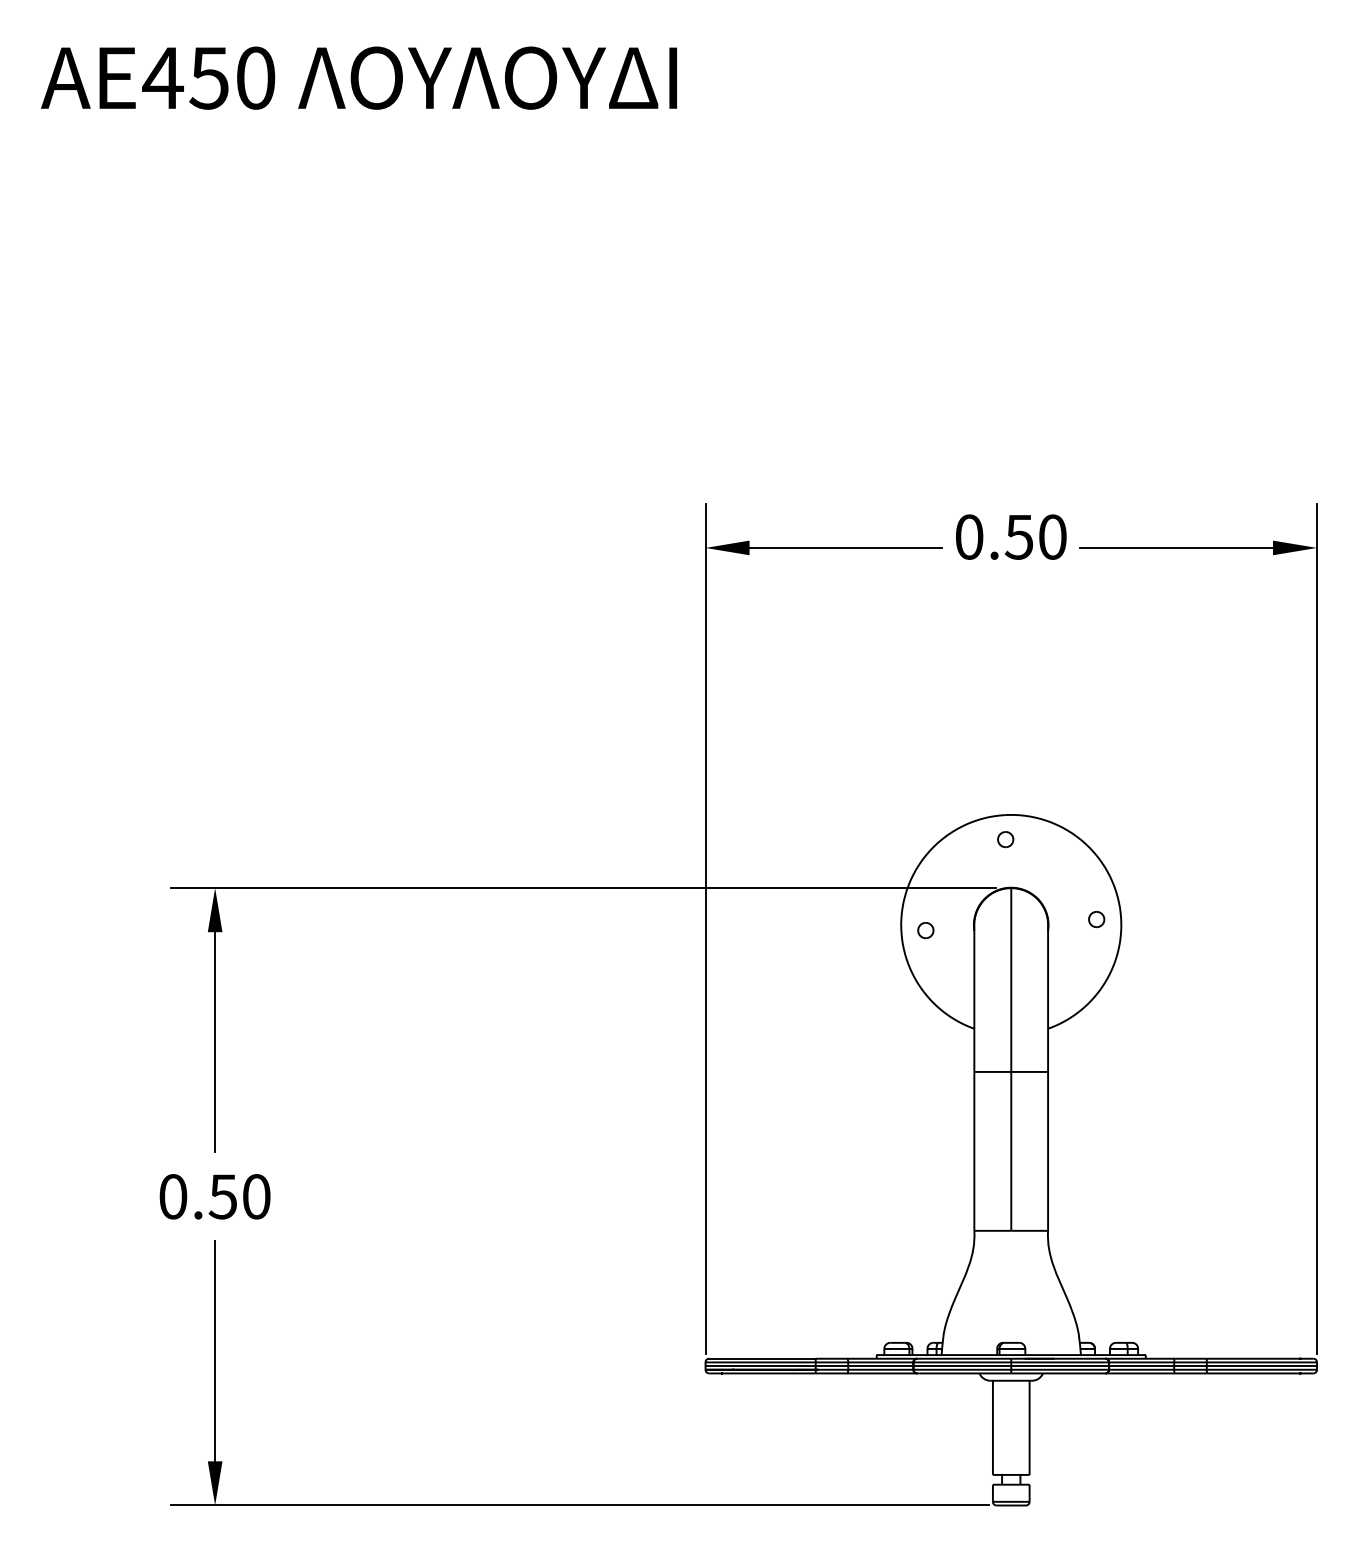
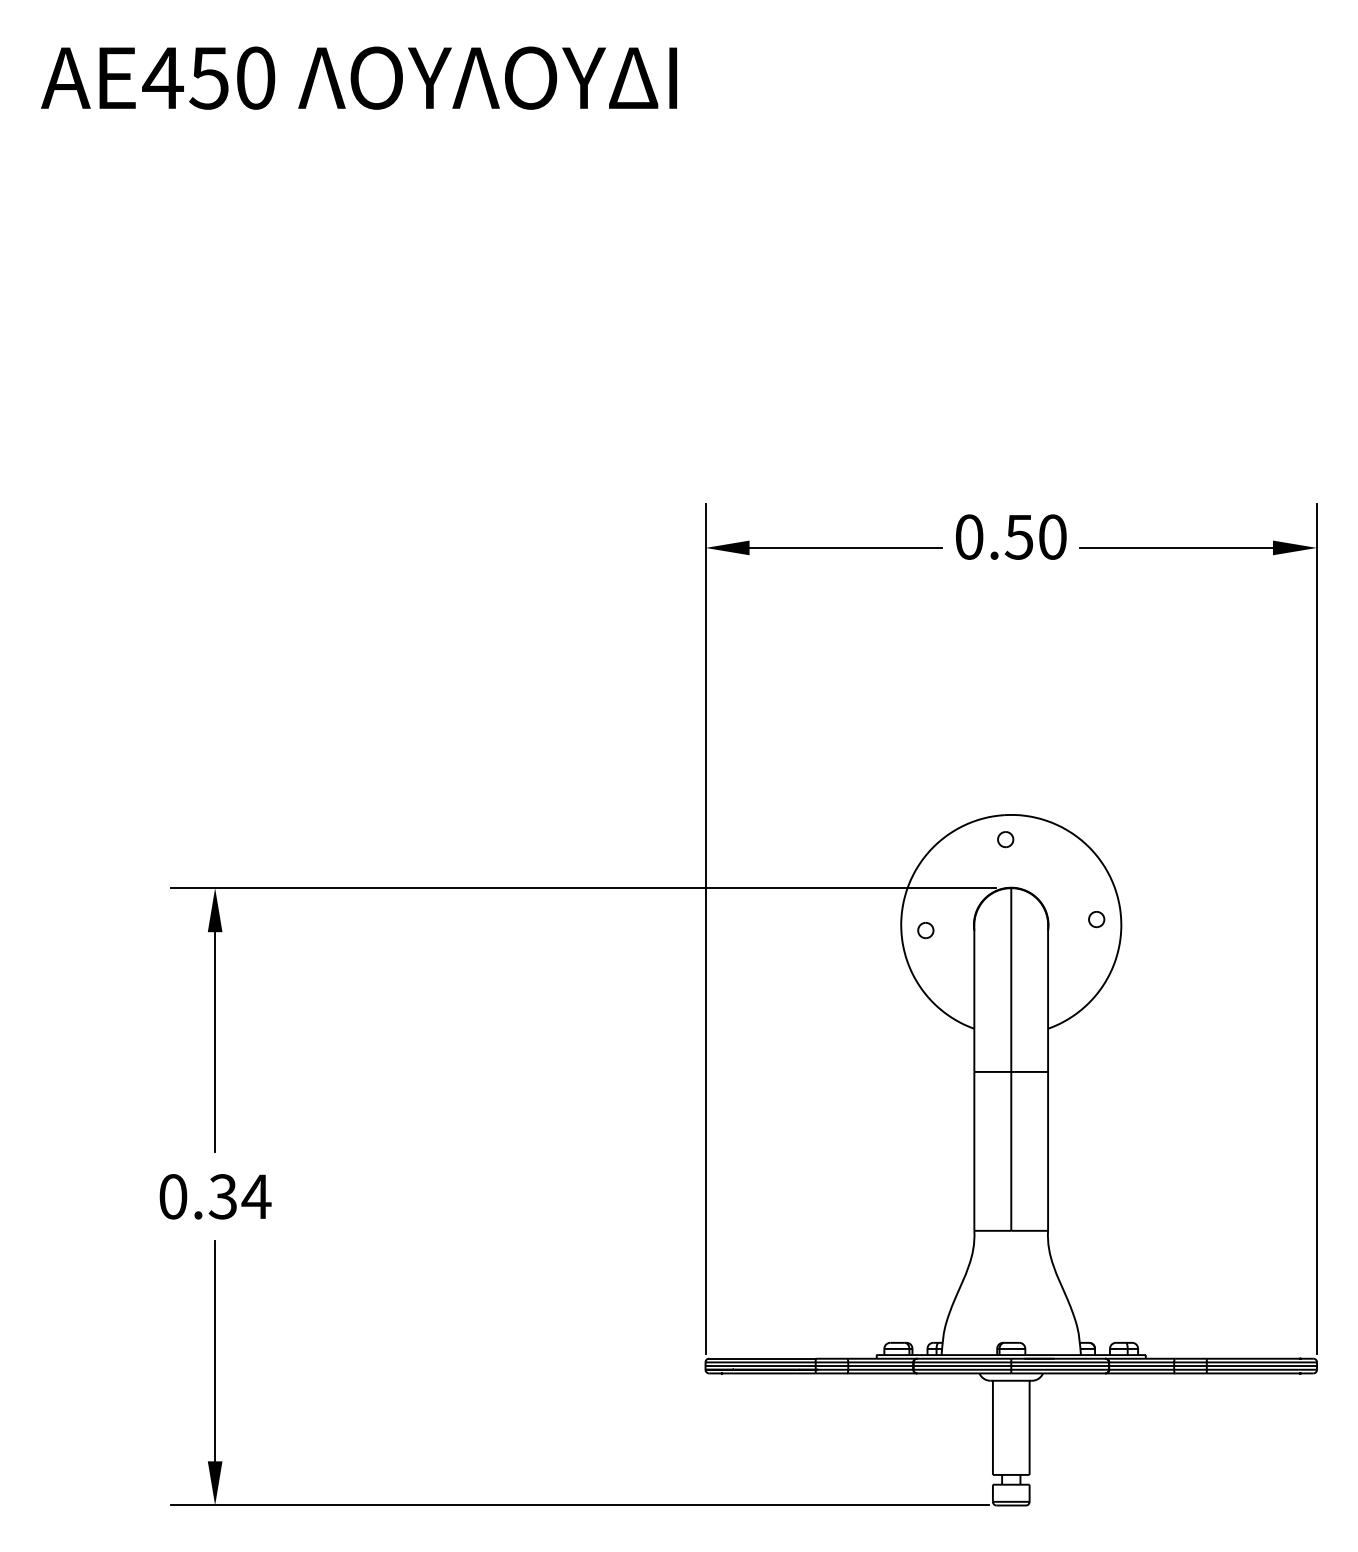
text: 0.50 -> 0.34 (240, 1196)
